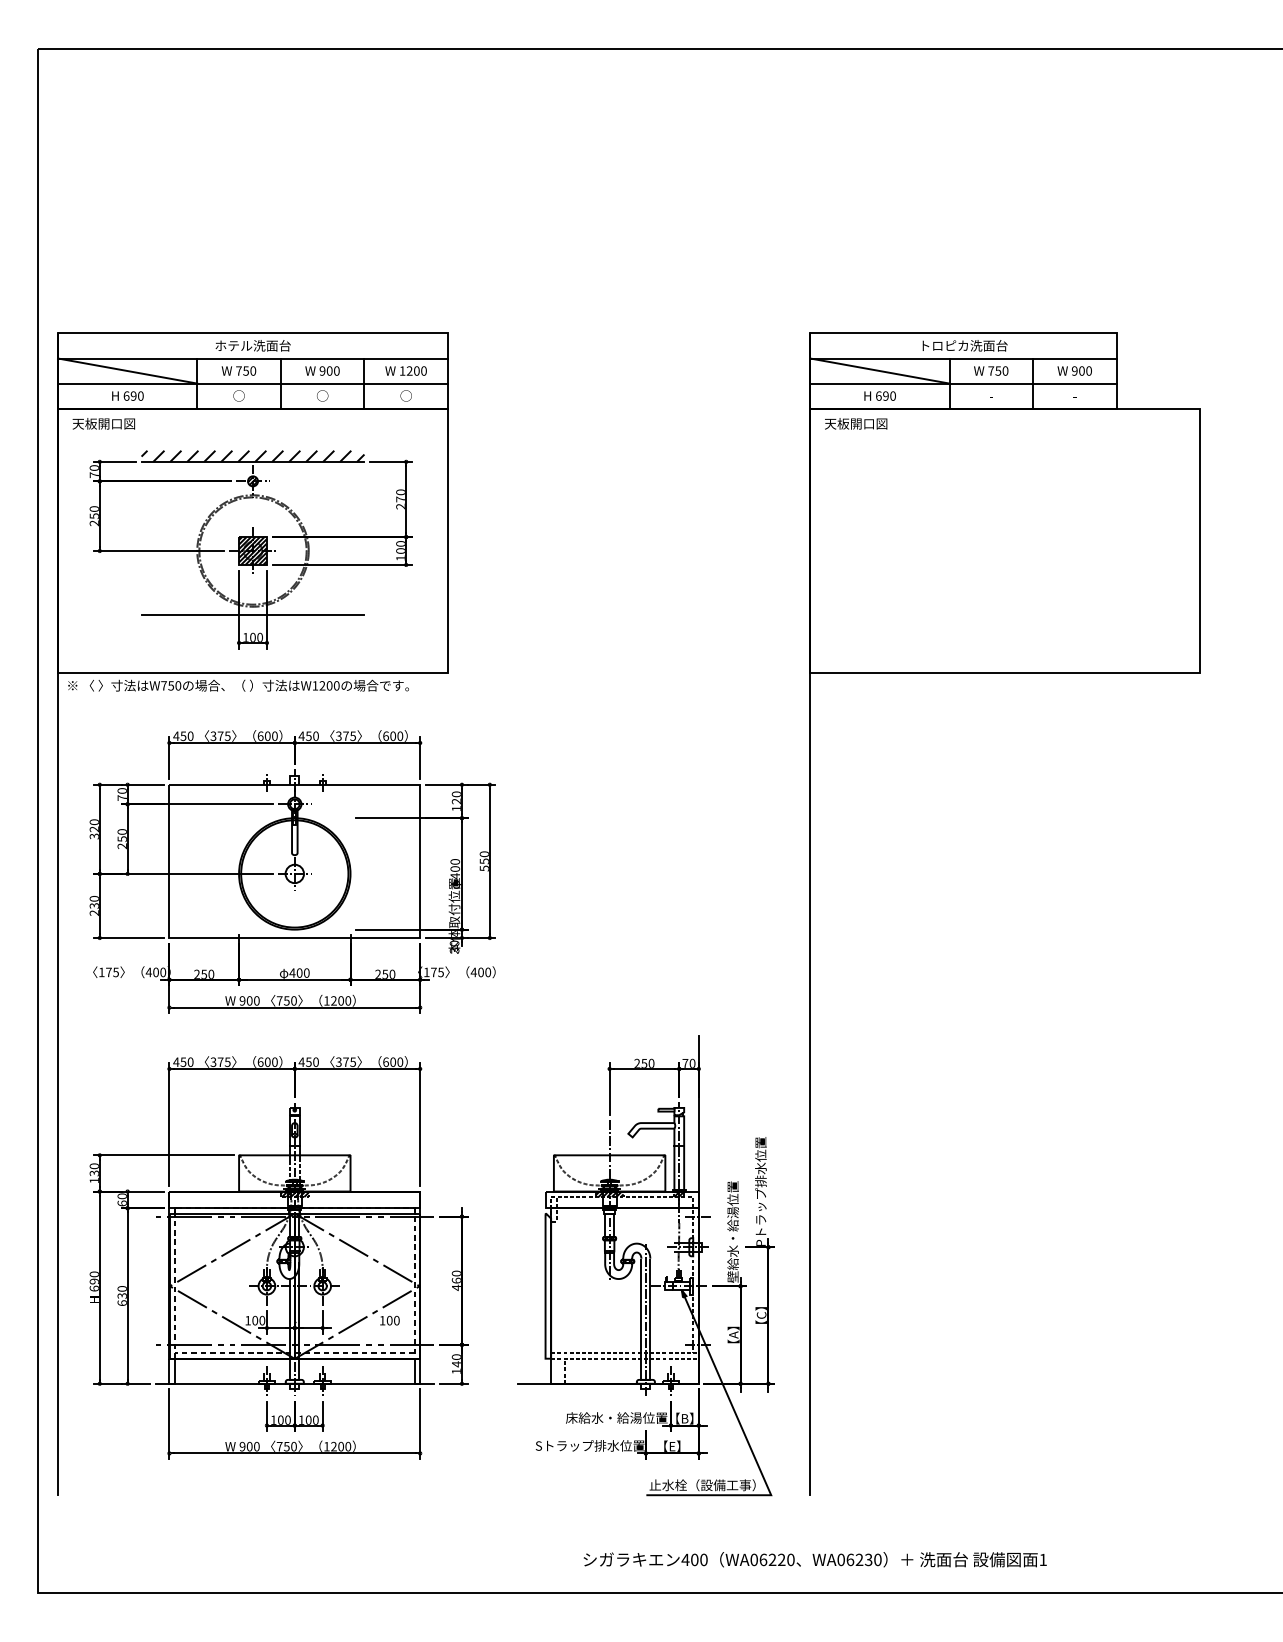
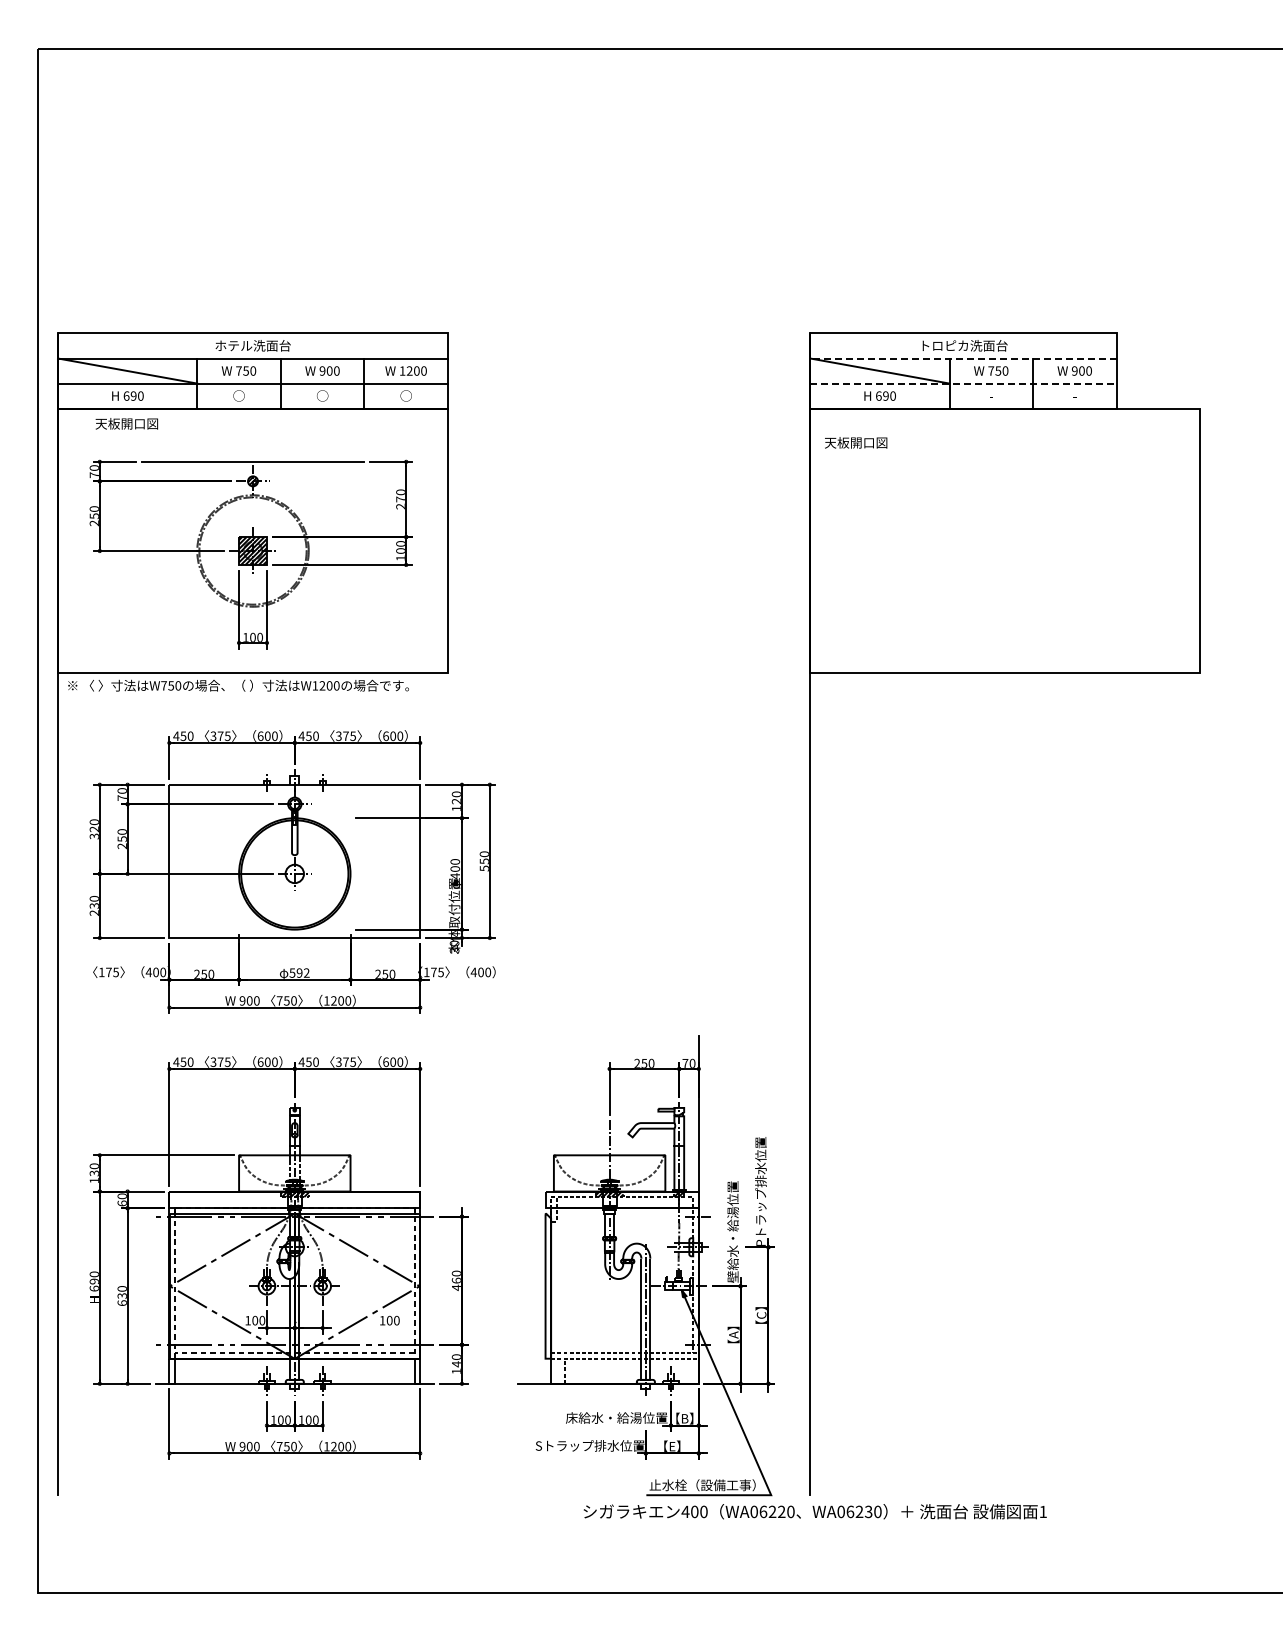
line: solid -> dashed (962, 358)
line: solid -> dashed (963, 383)
text position: (103, 423) -> (126, 423) (126, 423)
text position: (856, 423) -> (856, 442) (856, 442)
hatch: present -> none (252, 455)
line: present -> none (252, 615)
text: 400 -> 592 (299, 972)
text position: (814, 1559) -> (814, 1511) (814, 1511)
